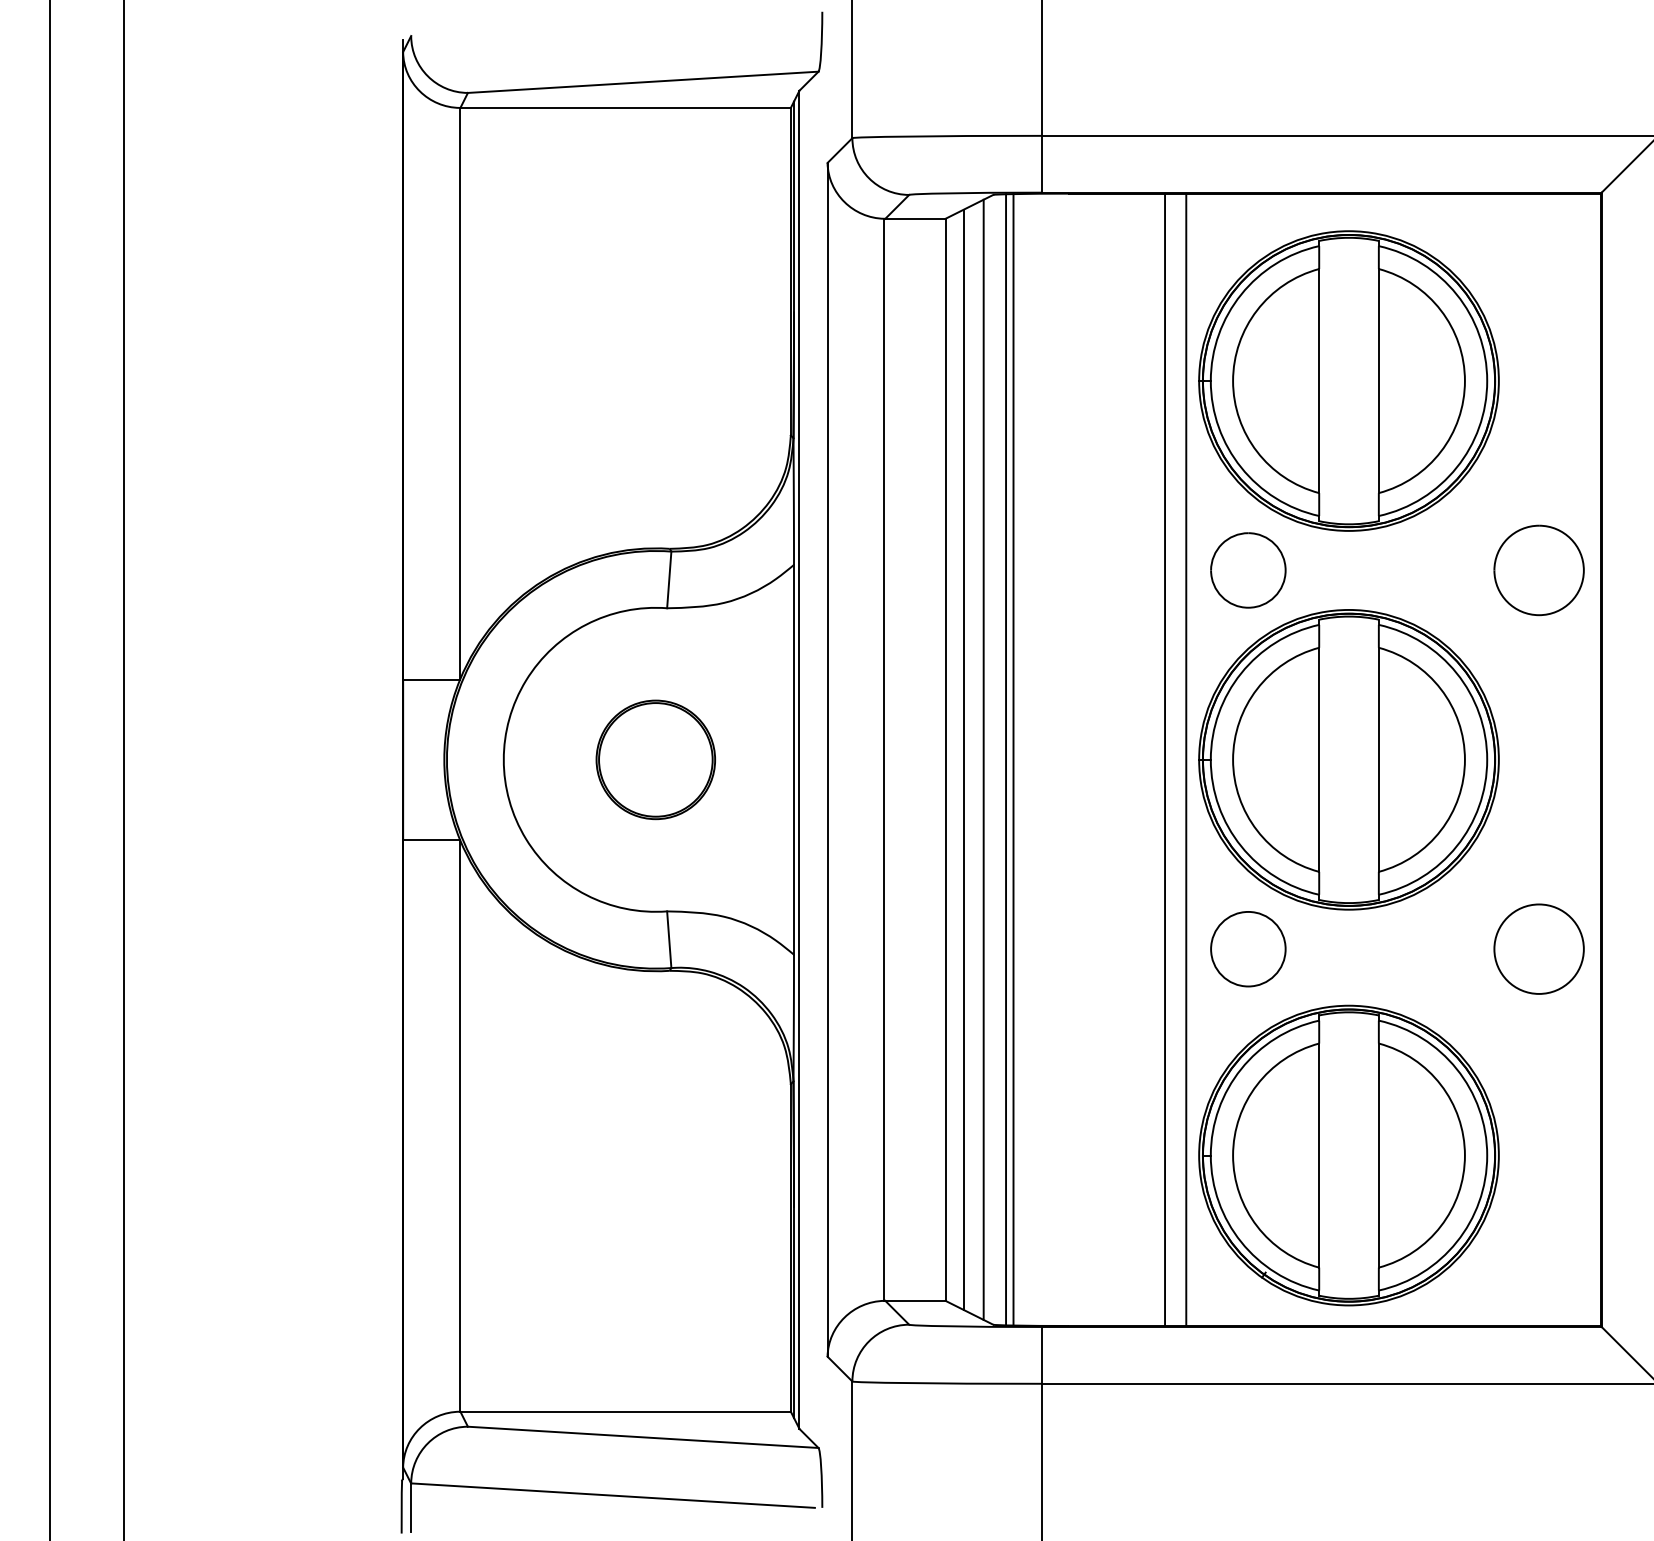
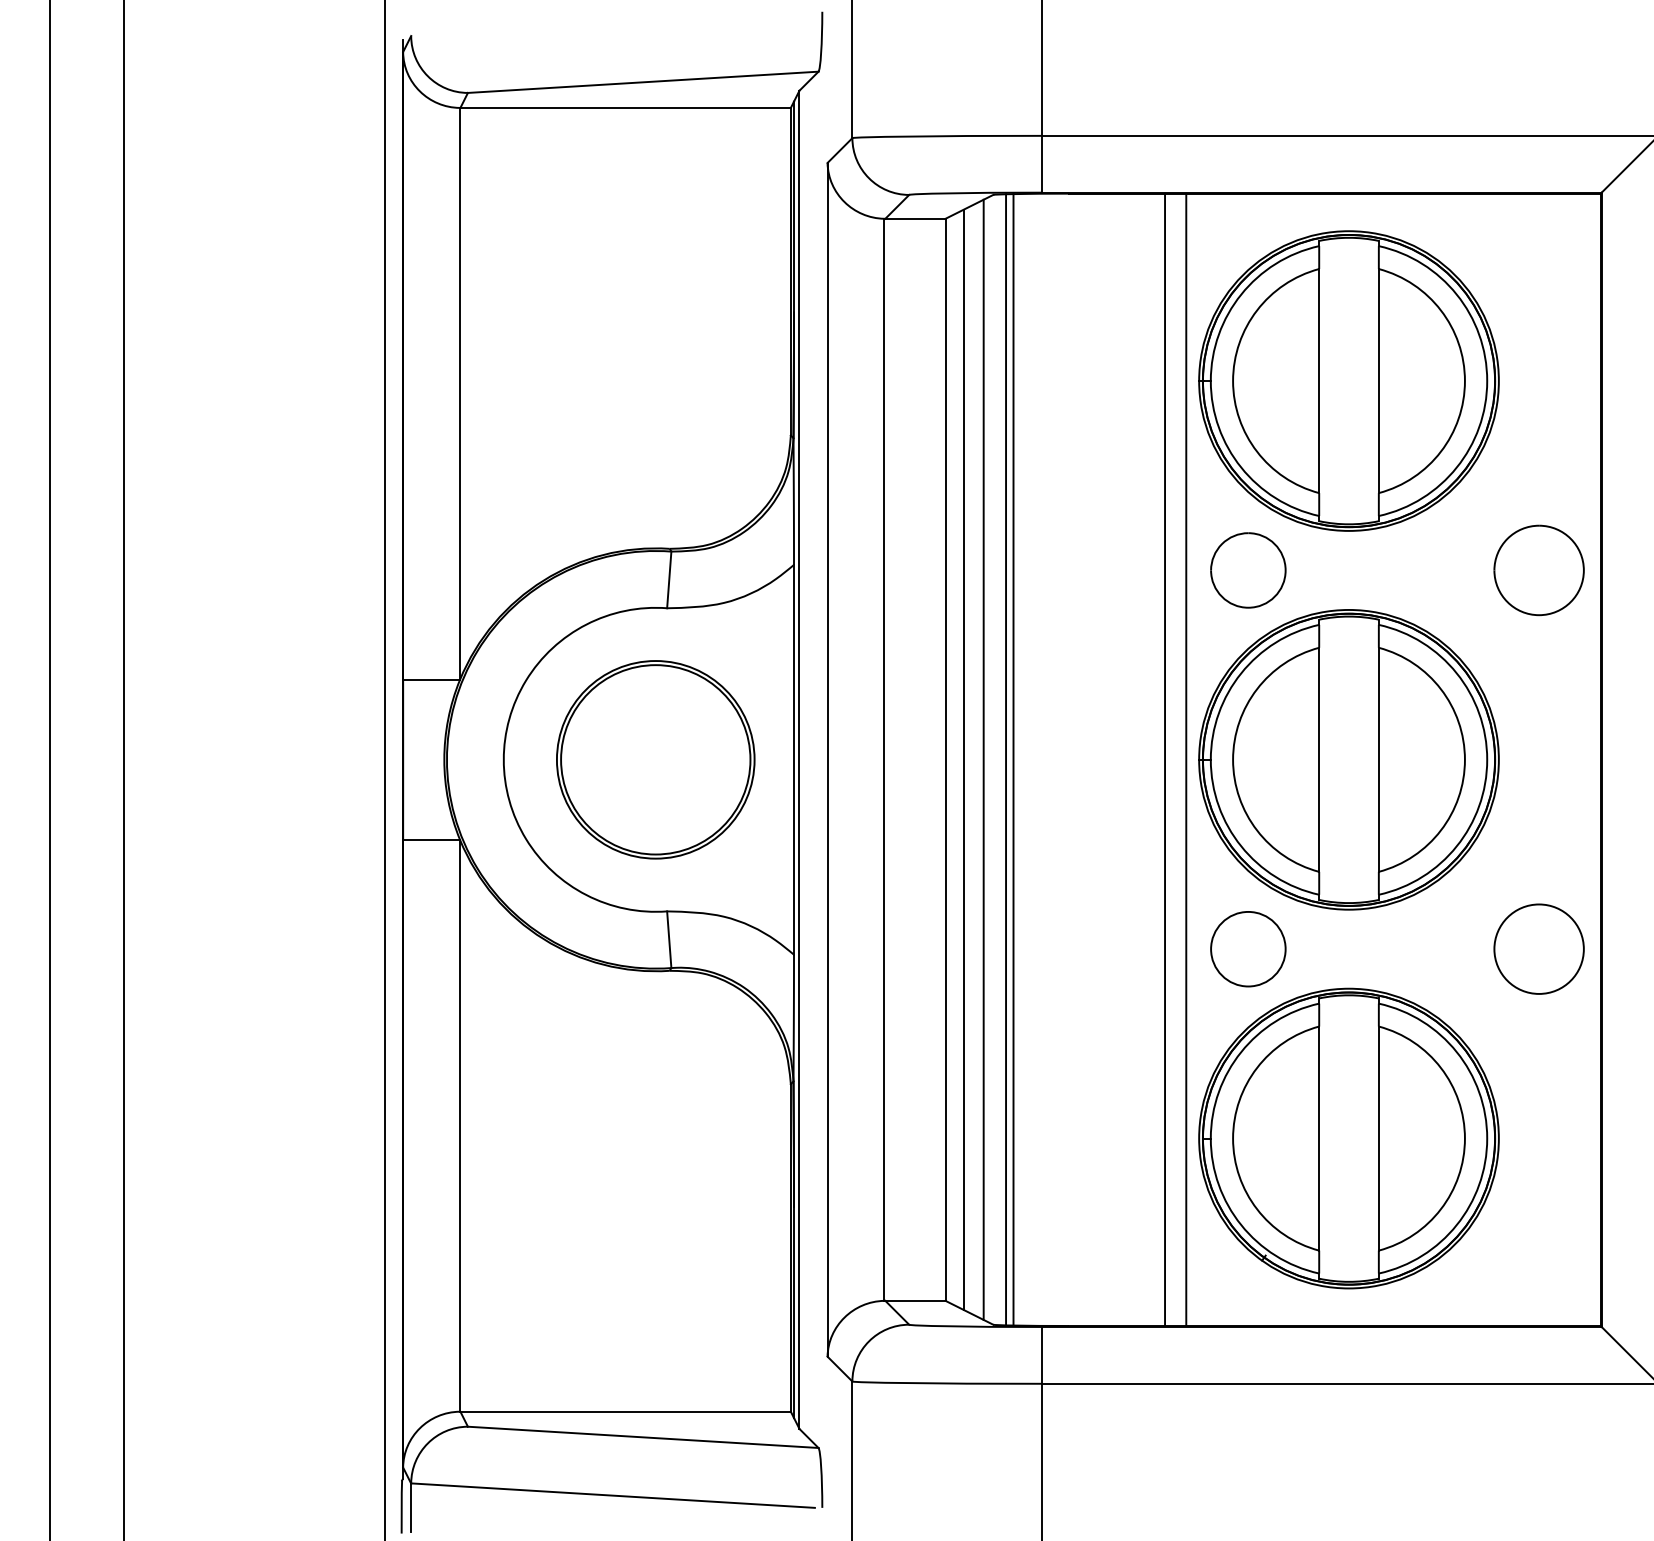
part size: 121x122 px -> 200x200 px (655, 759)
line: none -> present (385, 769)
part position: (1348, 1155) -> (1348, 1138) (1348, 1138)
